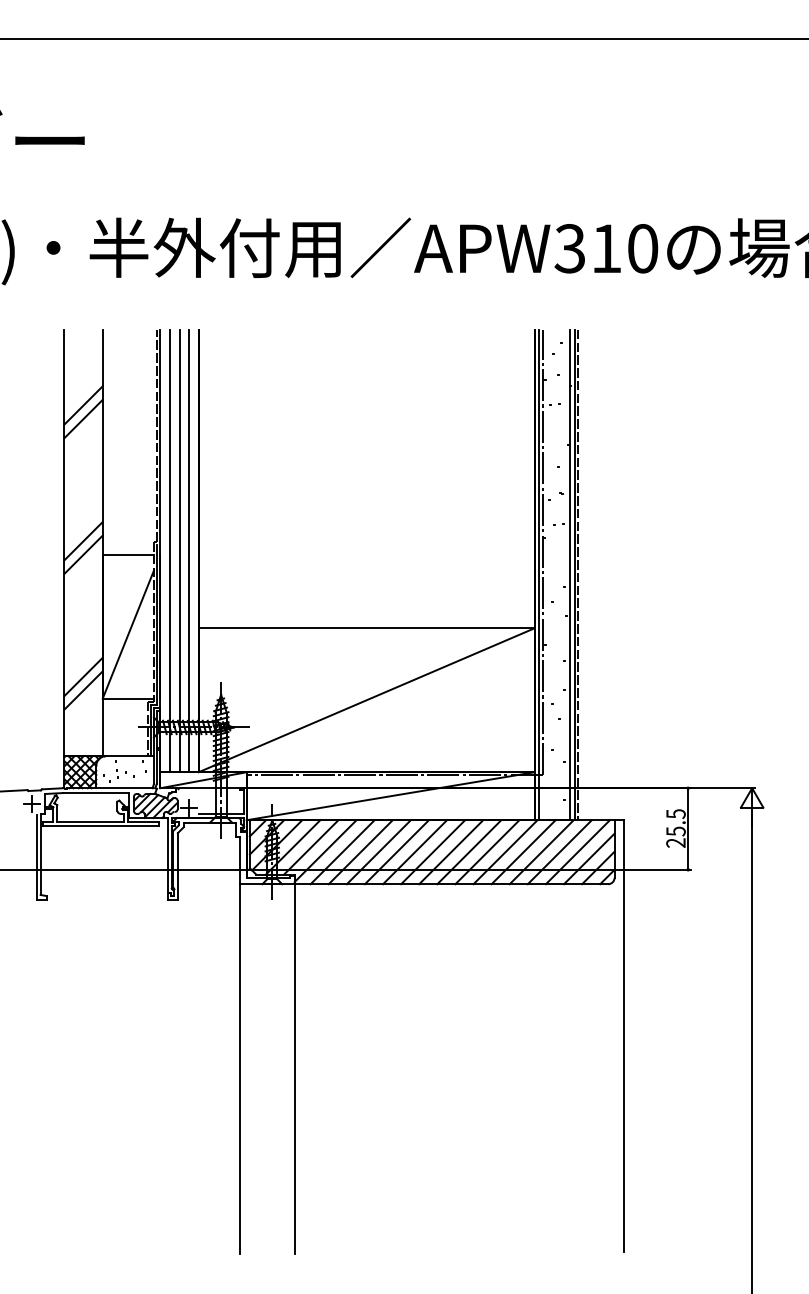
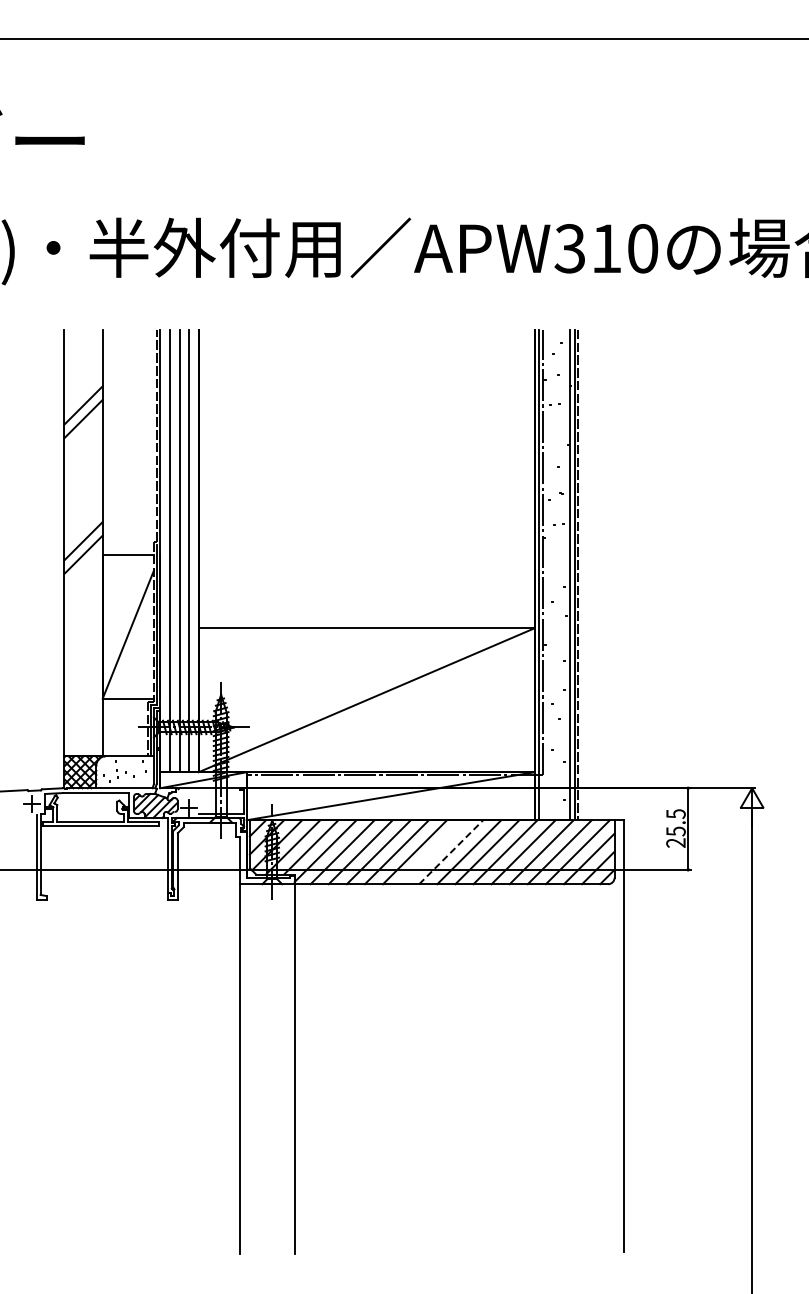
line: present -> none (83, 676)
line: present -> none (83, 690)
line: solid -> dashed (451, 851)
line: present -> none (433, 852)
